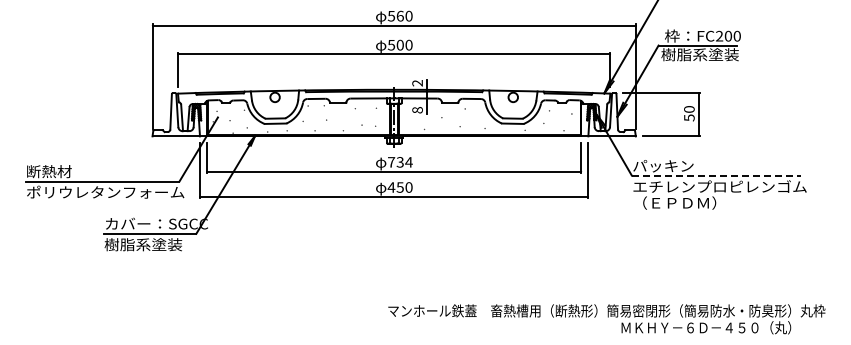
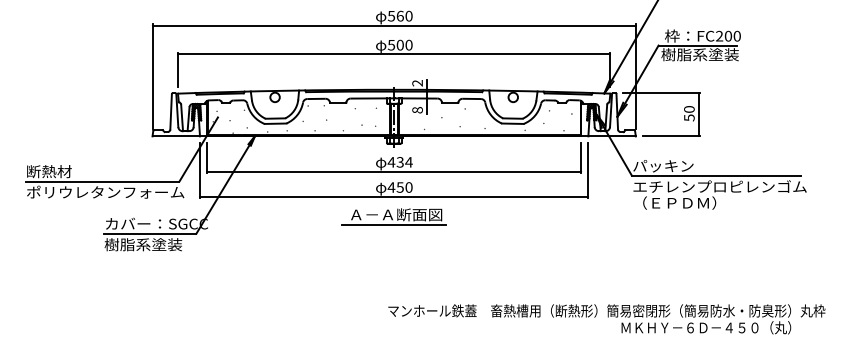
text: 734 -> 434 (391, 162)
line: dashed -> solid (716, 175)
part: none -> present (393, 216)
